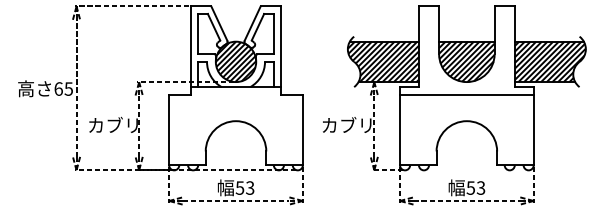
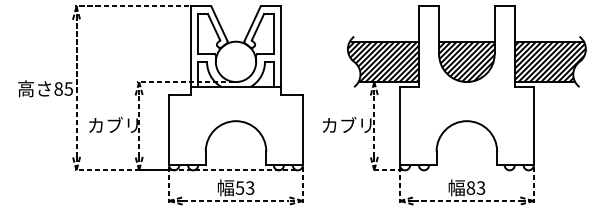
hatch: present -> none (235, 61)
text: 65 -> 85 (58, 88)
line: present -> none (466, 94)
text: 53 -> 83 (470, 187)
